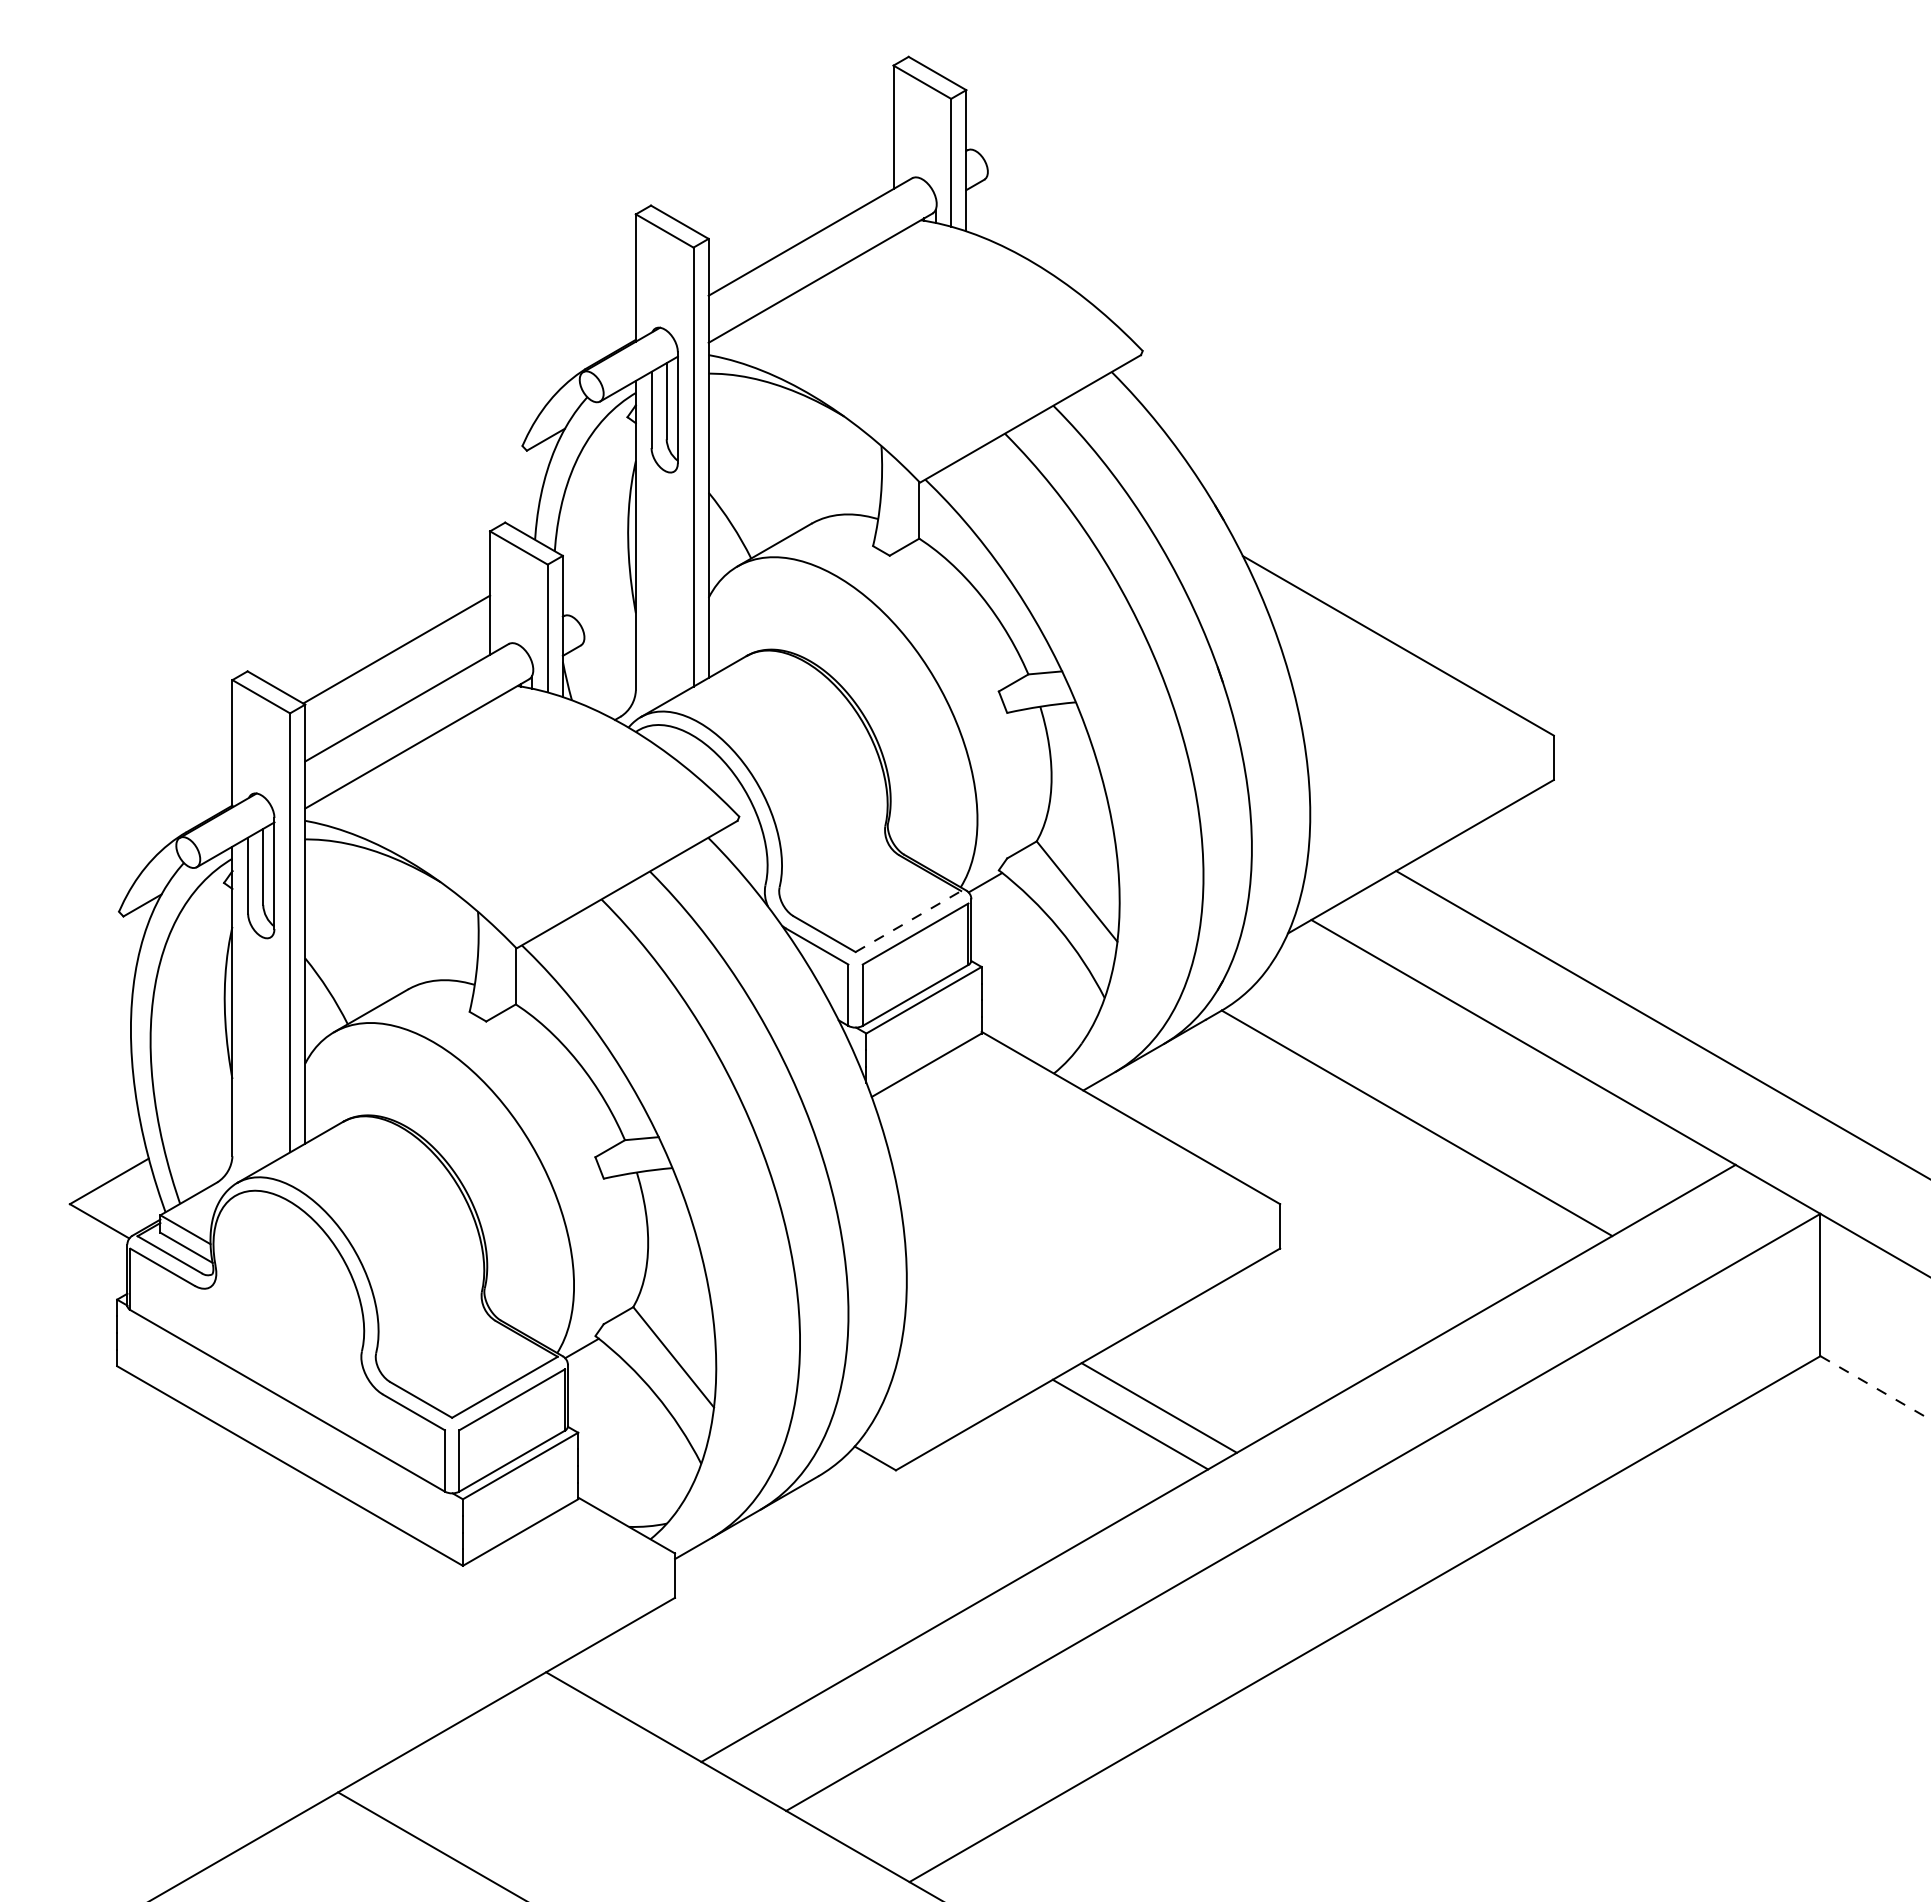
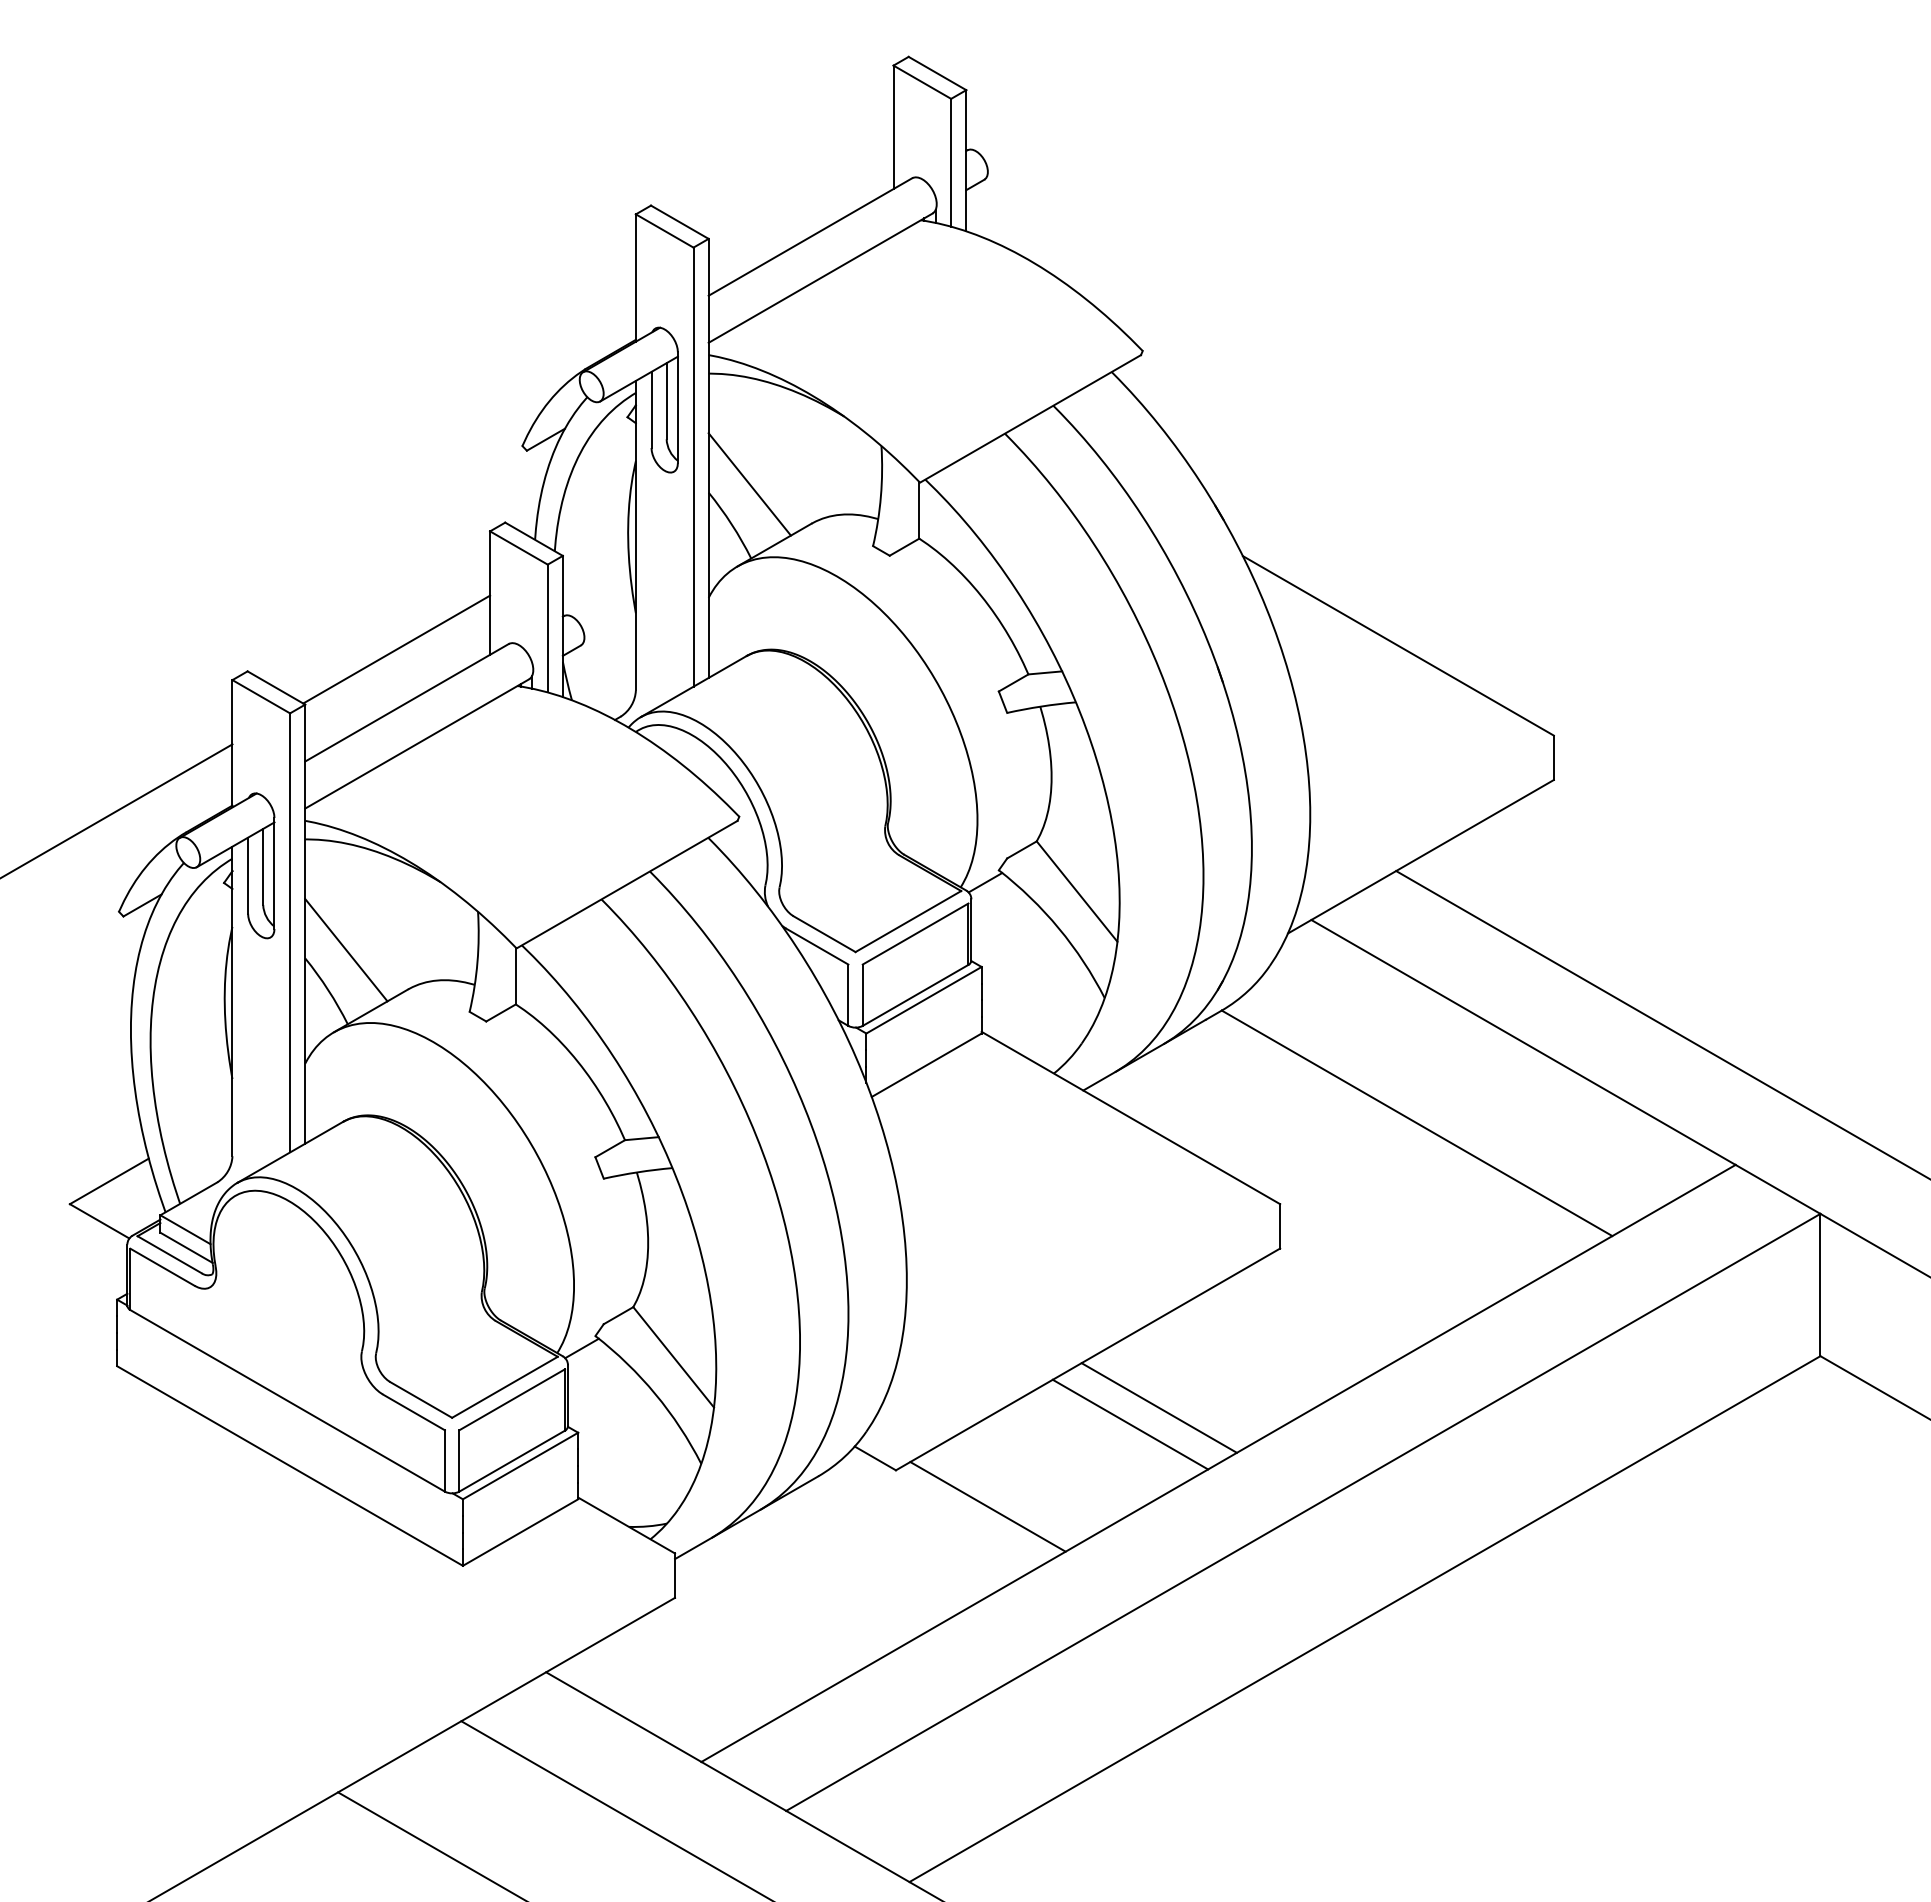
line: none -> present (749, 484)
line: none -> present (117, 810)
line: dashed -> solid (908, 921)
line: none -> present (346, 950)
line: dashed -> solid (1875, 1388)
line: none -> present (987, 1506)
line: none -> present (614, 1809)
